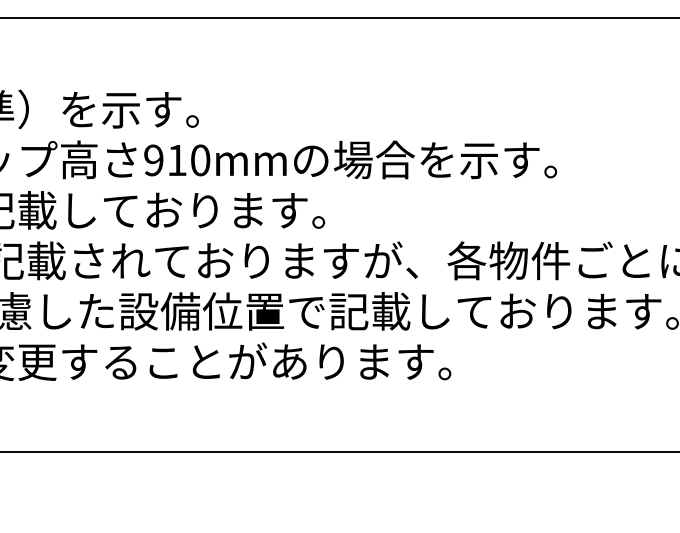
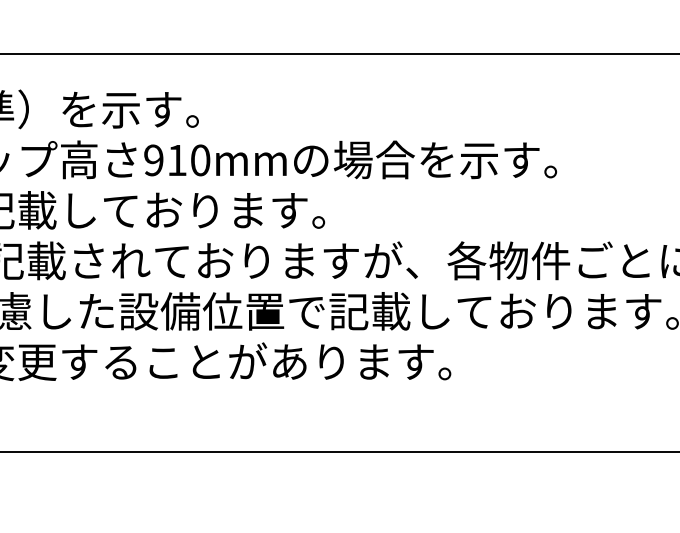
line position: (339, 18) -> (339, 54) (339, 54)
